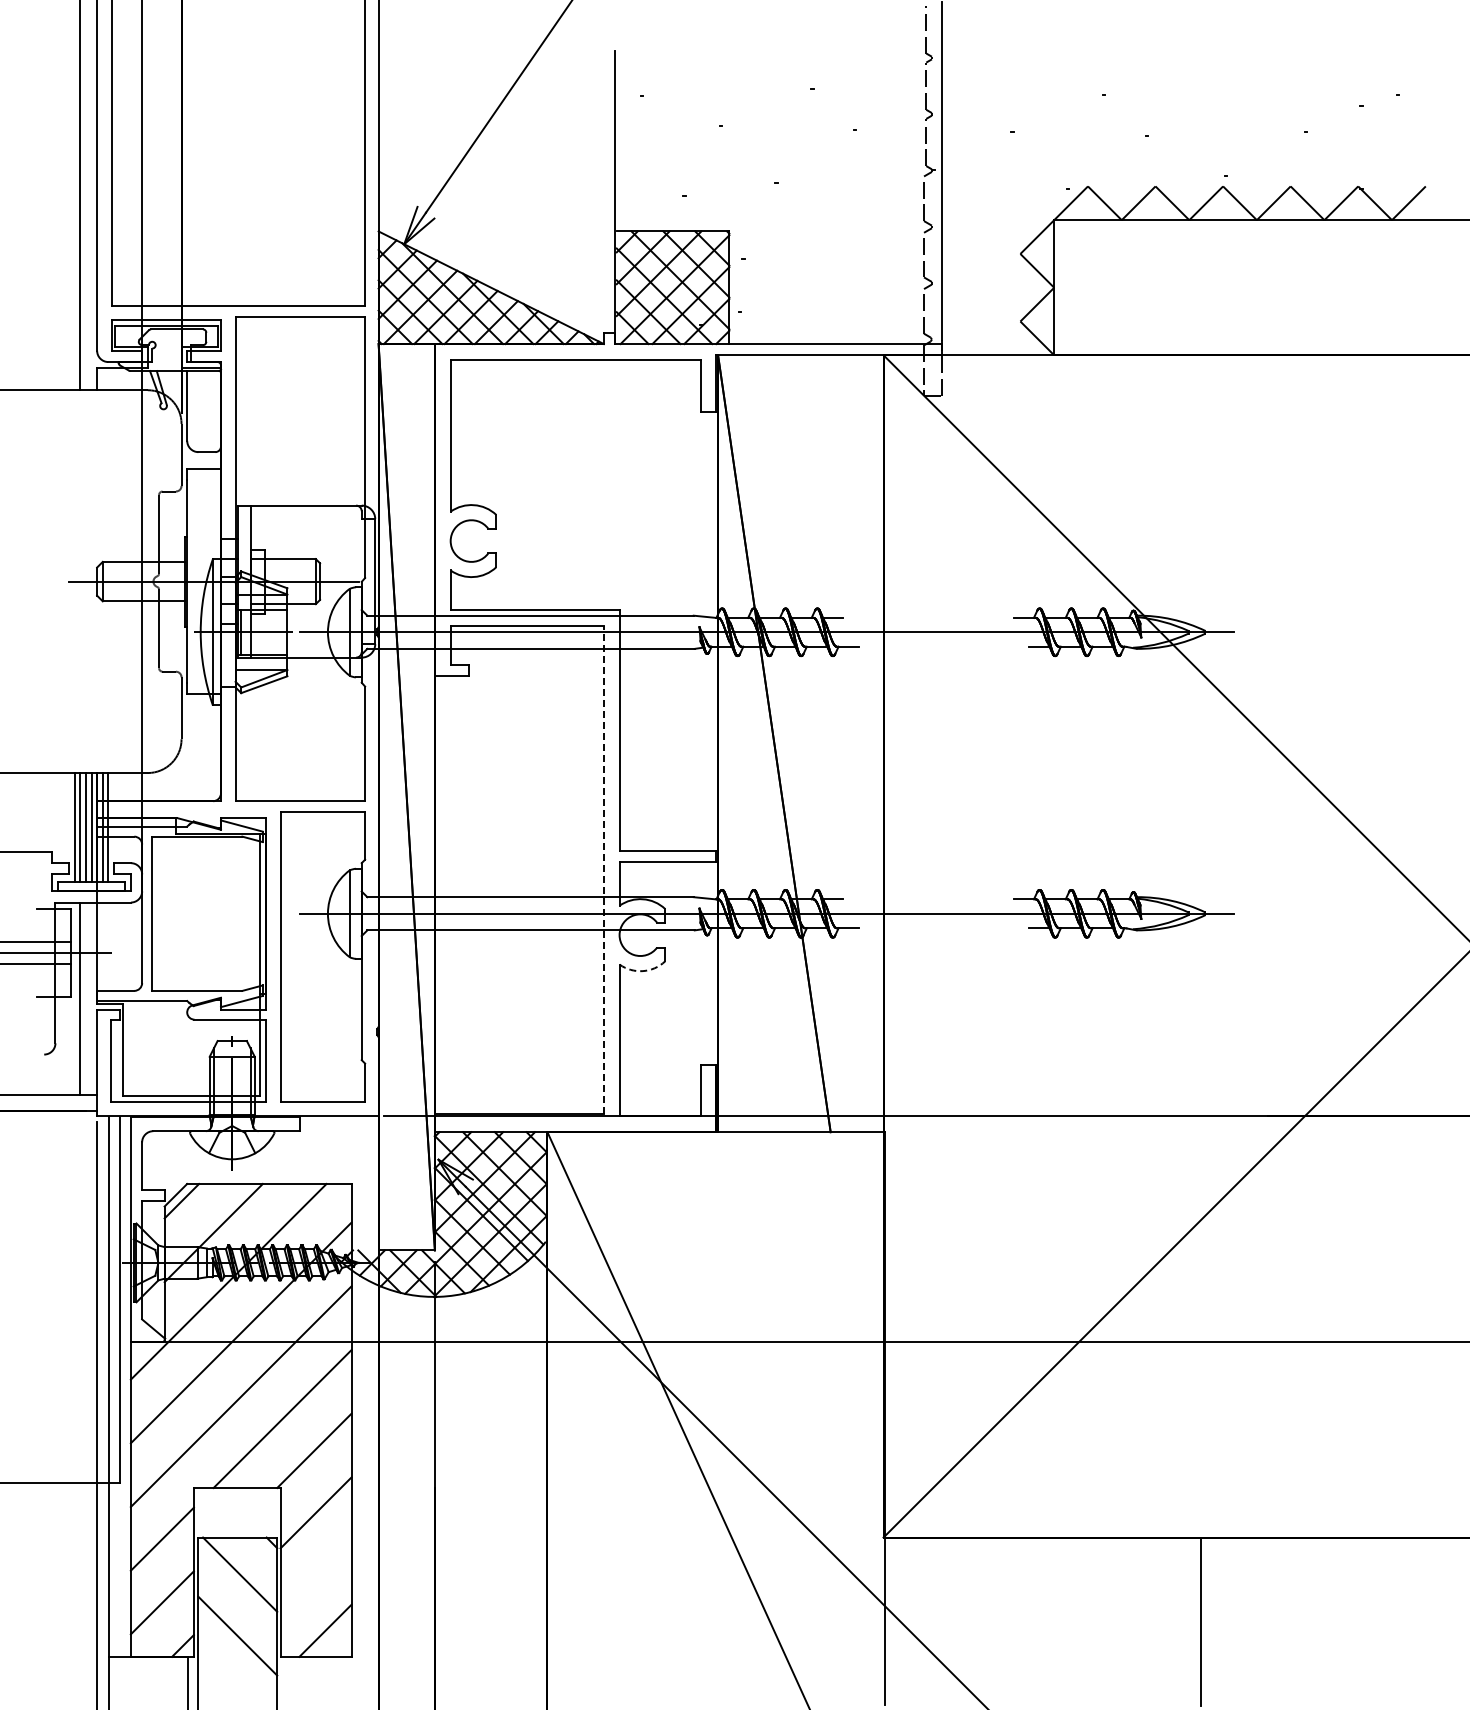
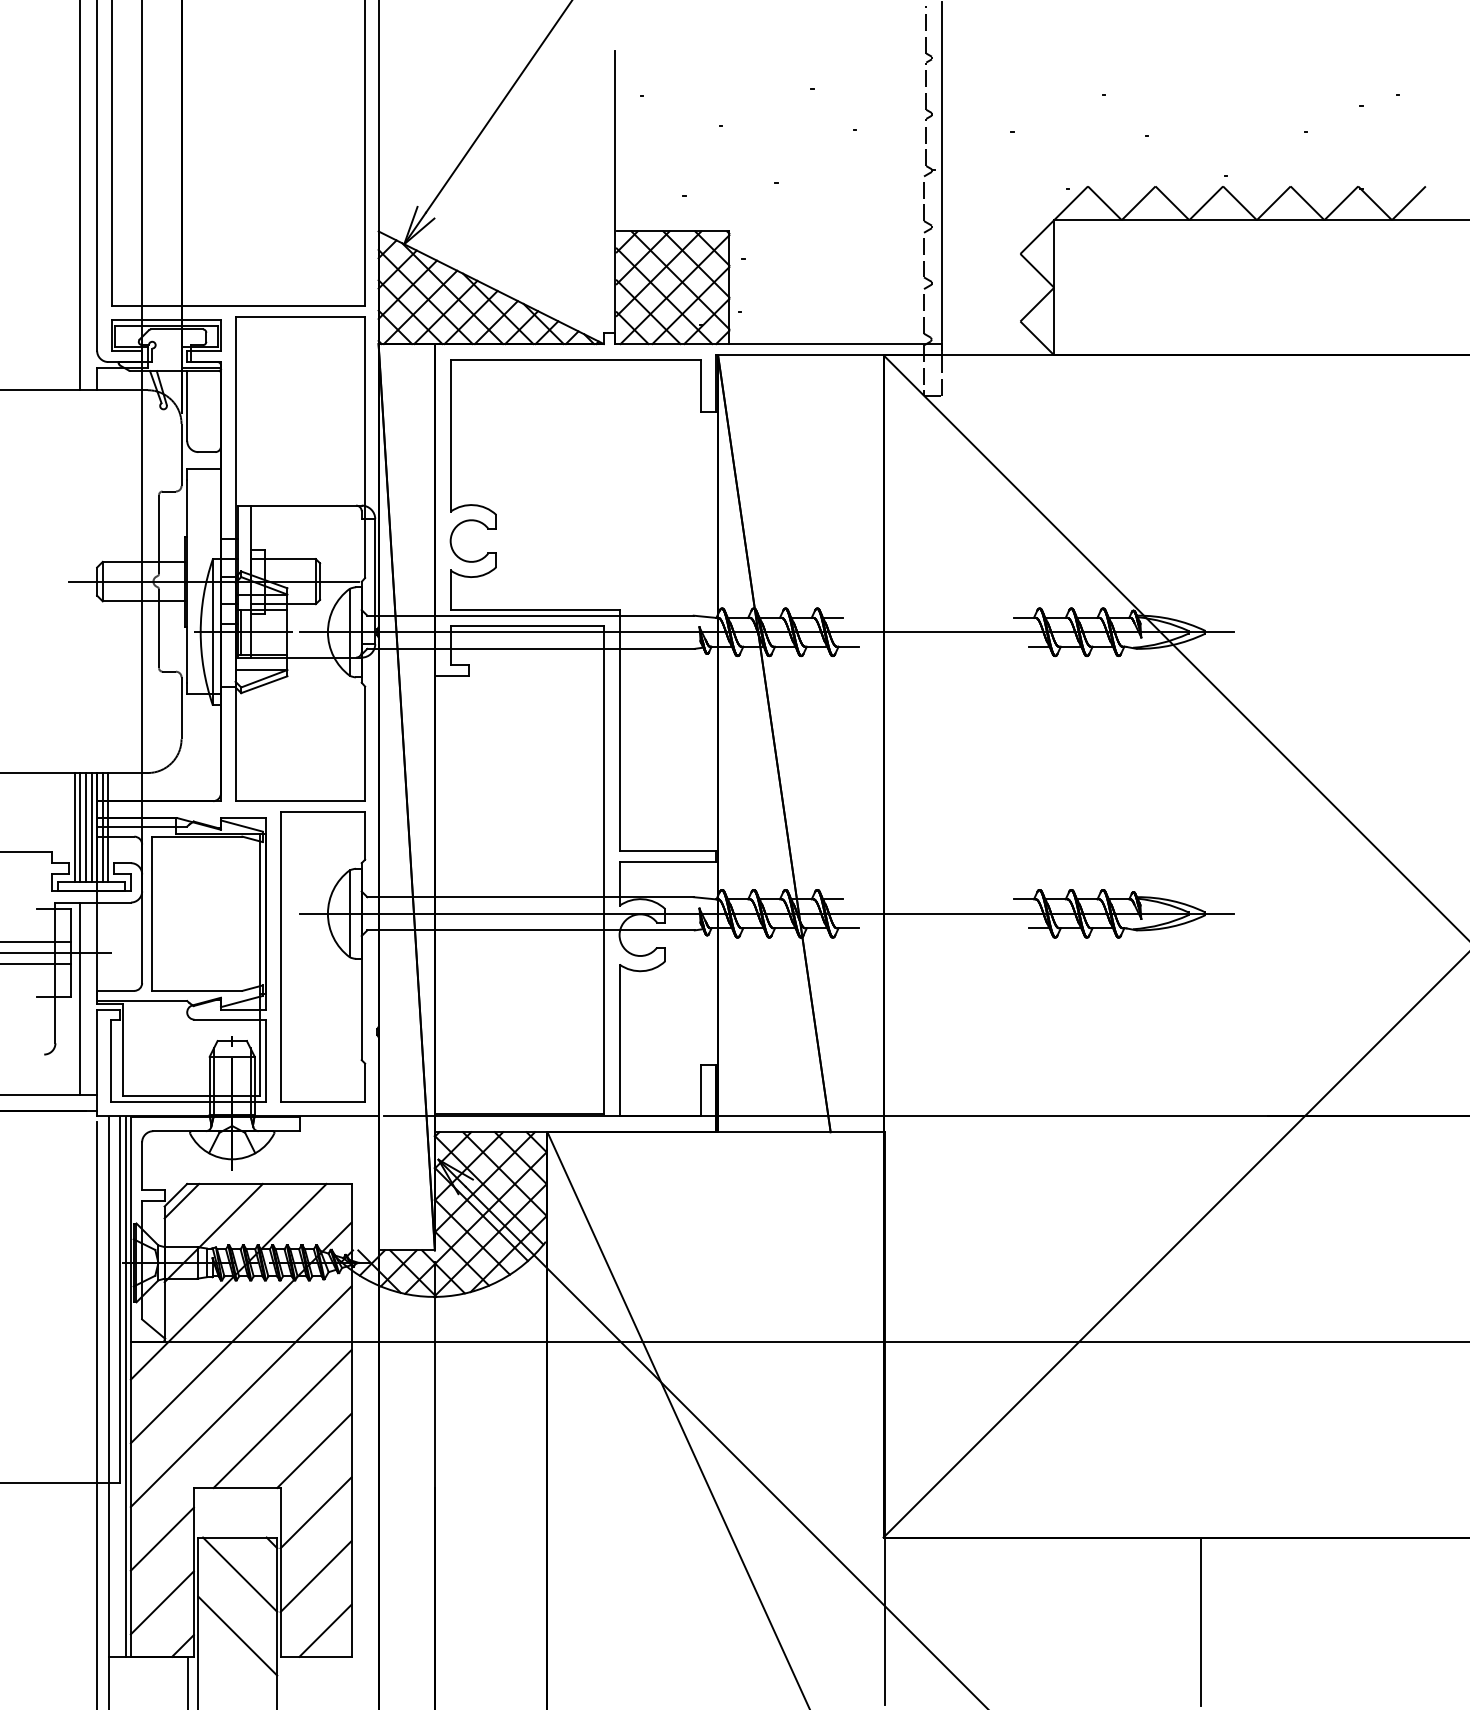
line: dashed -> solid (603, 869)
arc: dashed -> solid (642, 971)
line: none -> present (126, 1386)
line: none -> present (315, 1576)
